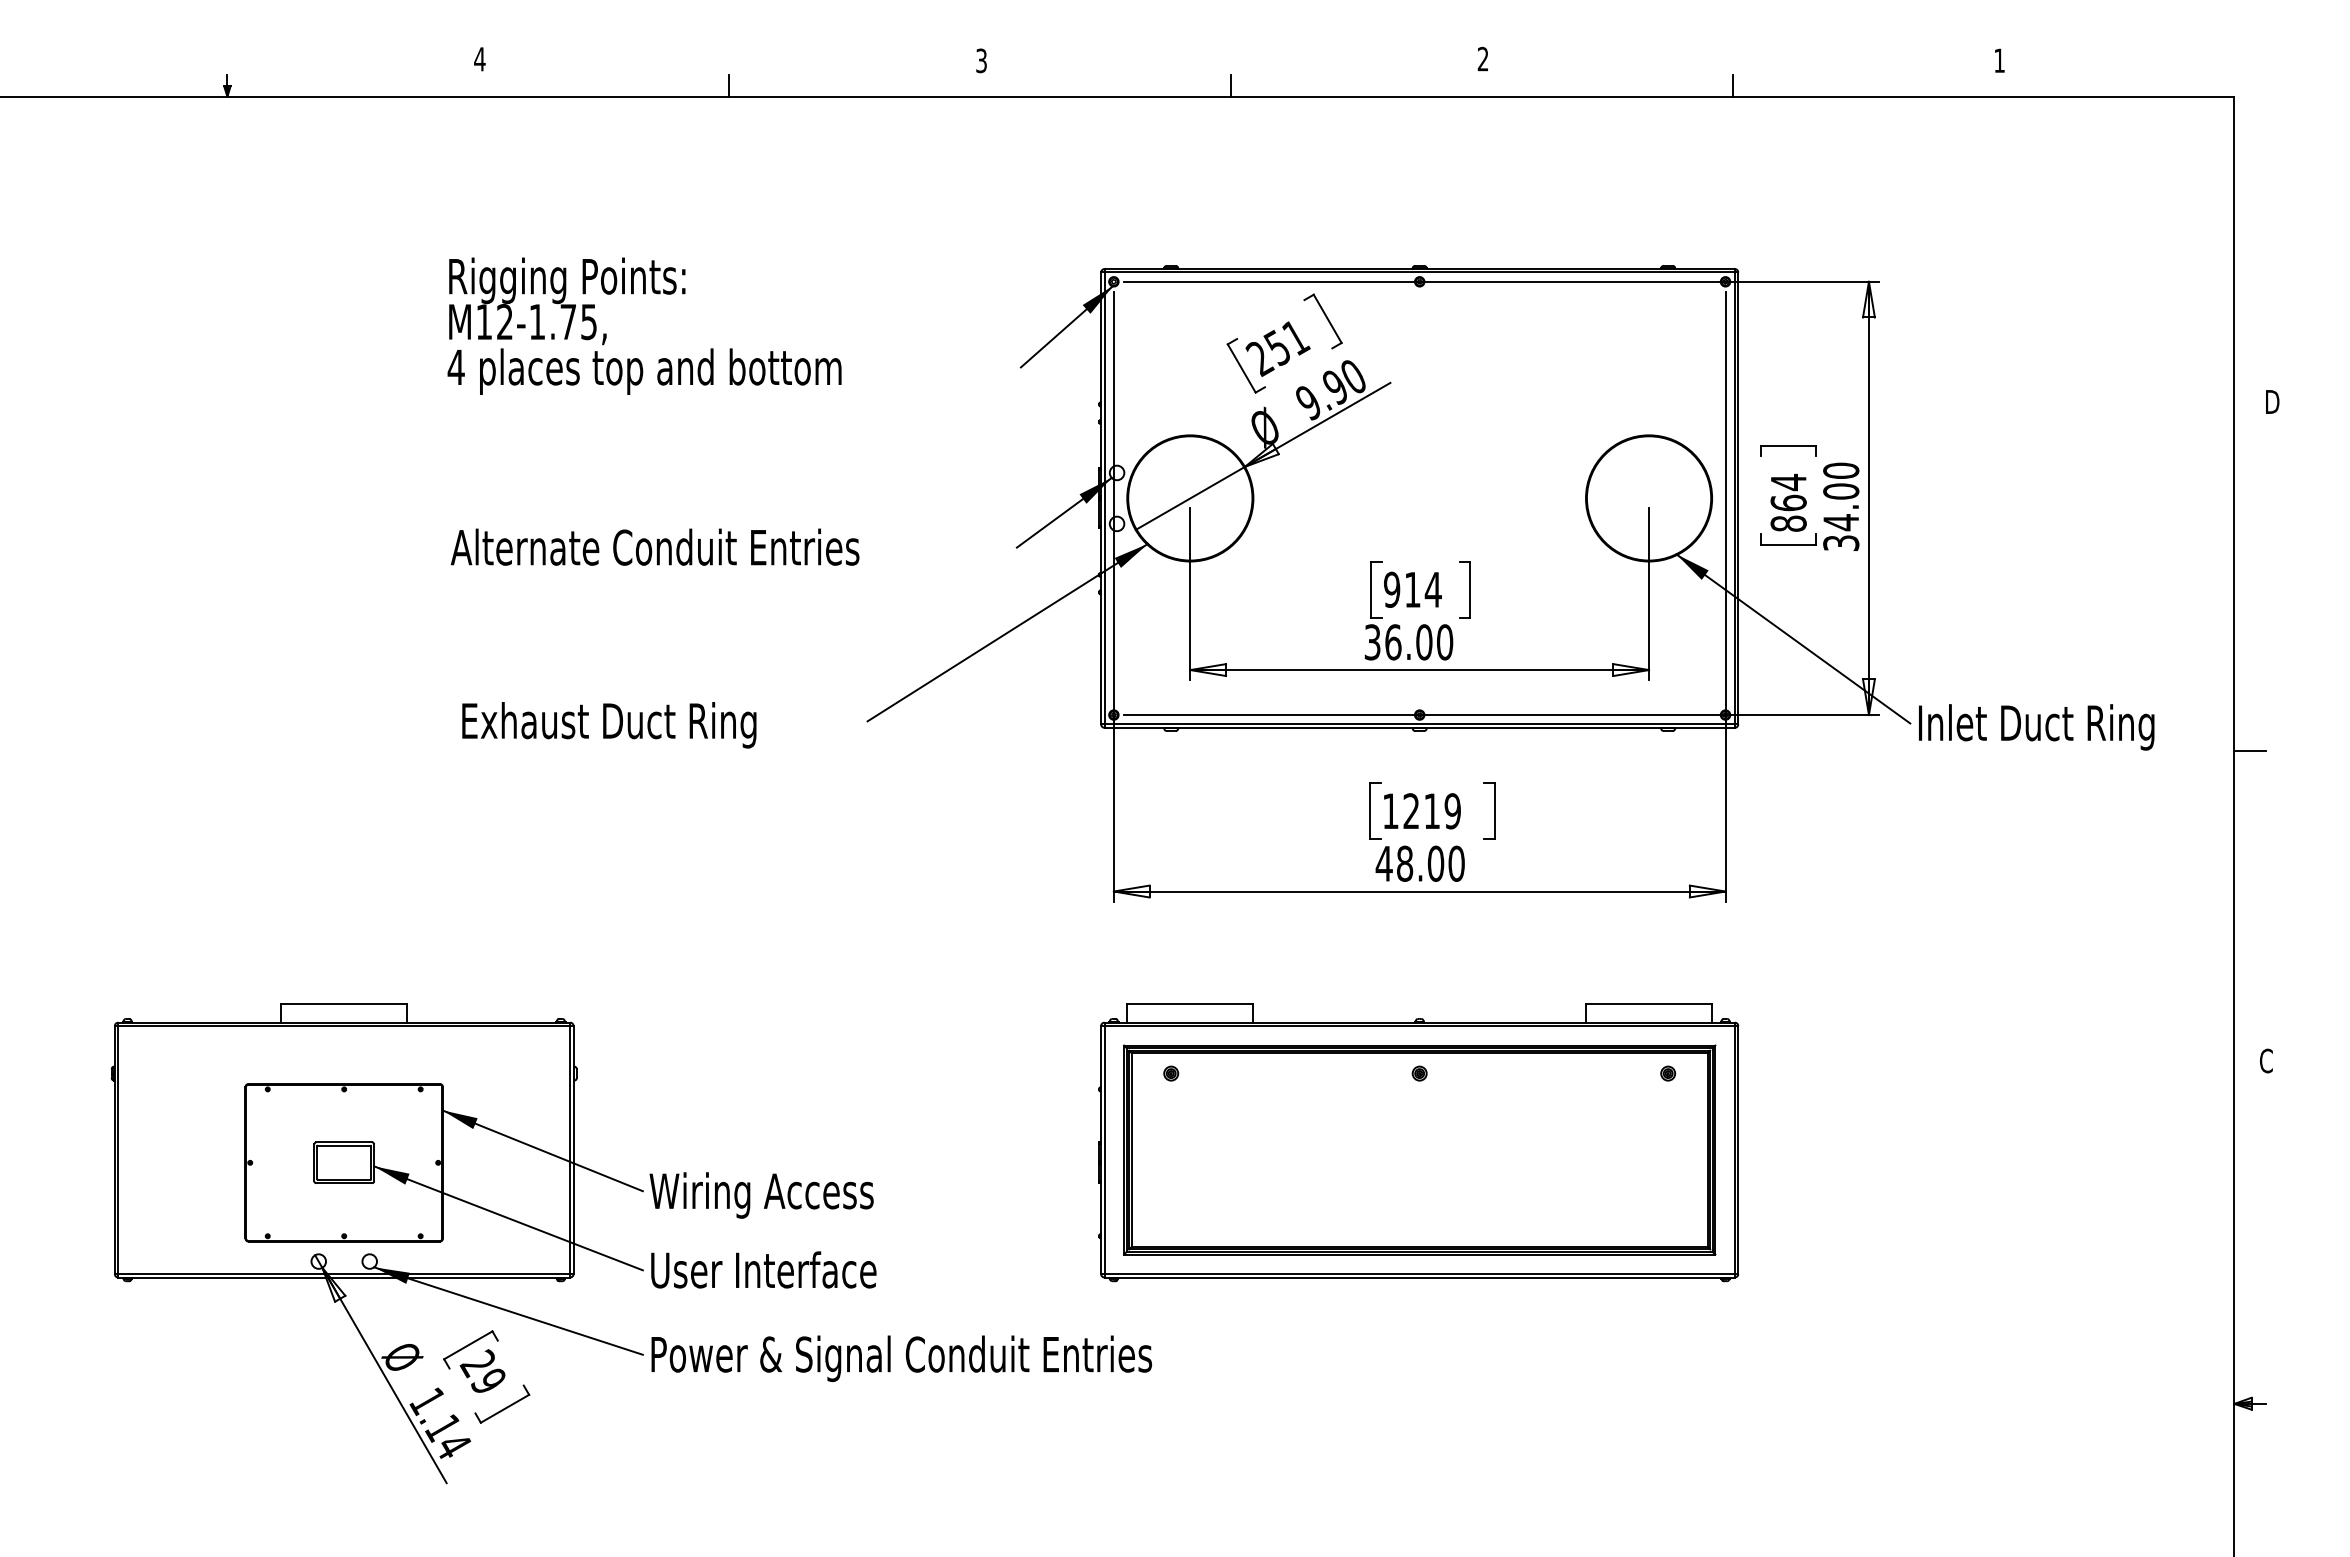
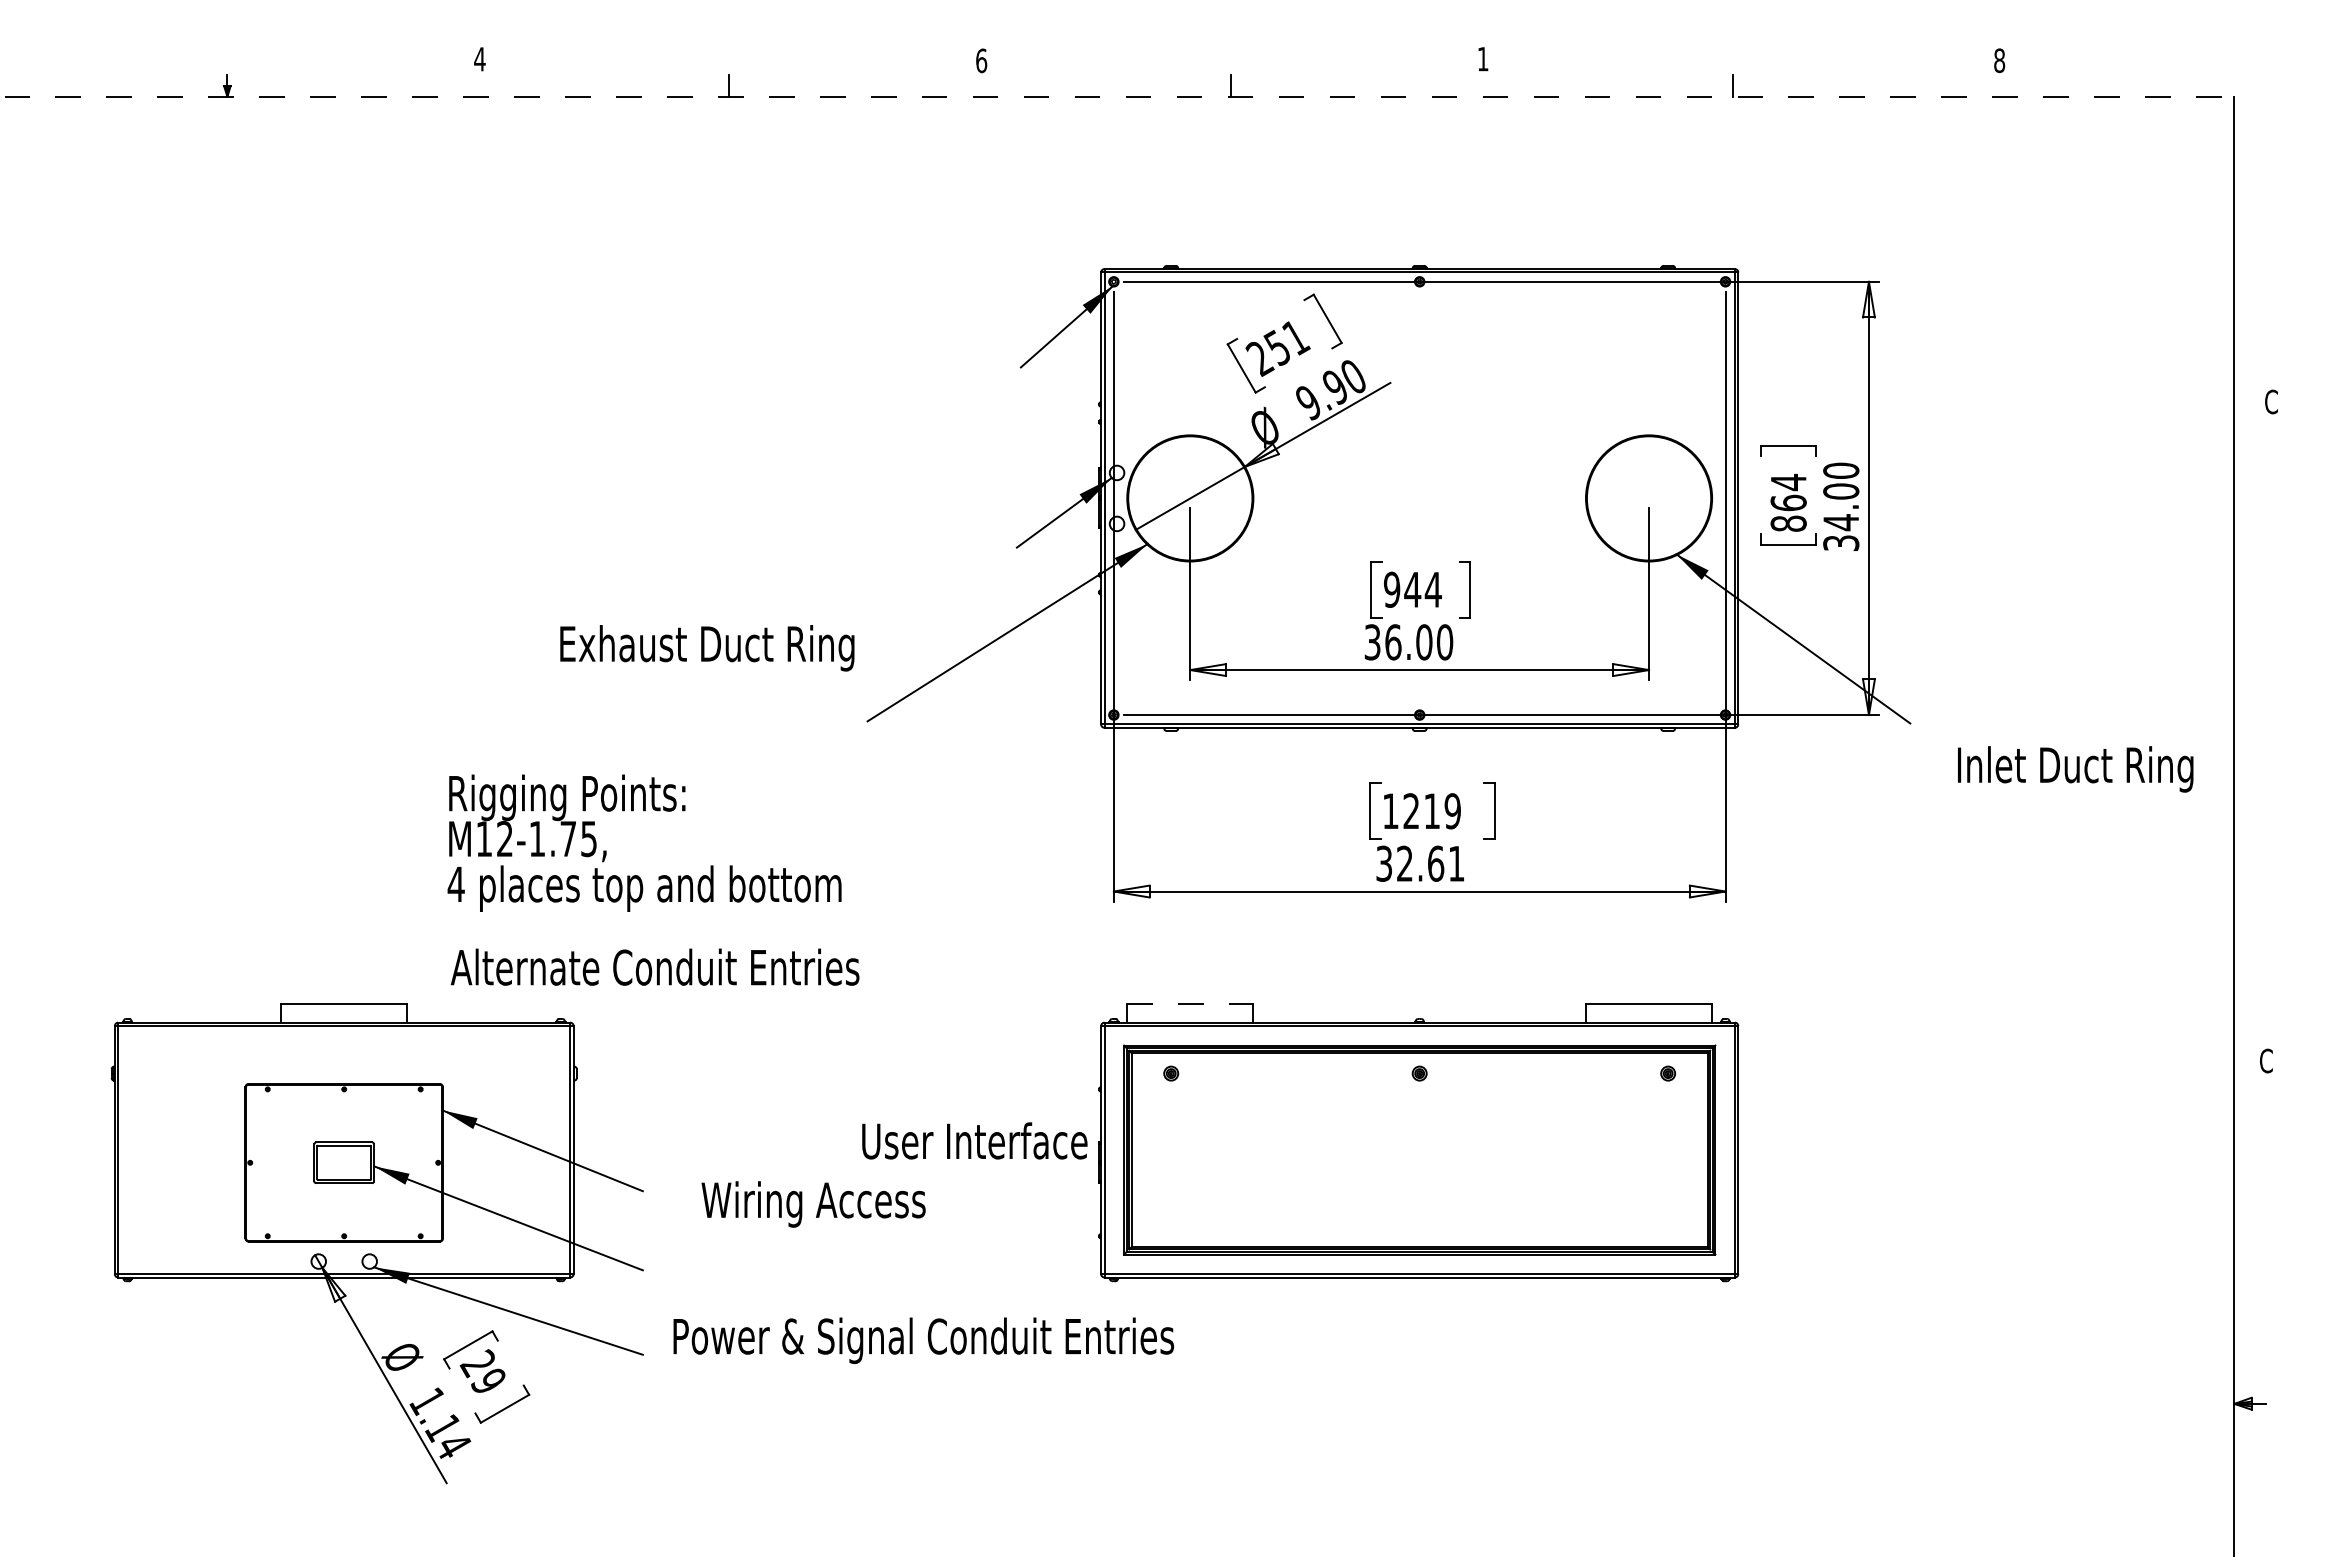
text: 2 -> 1 (1482, 58)
text: 3 -> 6 (981, 60)
text: 1 -> 8 (1999, 60)
line: solid -> dashed (1117, 96)
text position: (644, 325) -> (644, 842) (644, 842)
text: D -> C (2272, 401)
text position: (654, 546) -> (654, 966) (654, 966)
text: 914 -> 944 (1412, 589)
text position: (609, 725) -> (707, 648) (707, 648)
text position: (2036, 727) -> (2075, 769) (2075, 769)
line: present -> none (2250, 750)
text: 48.00 -> 32.61 (1419, 863)
line: solid -> dashed (1190, 1003)
text position: (761, 1195) -> (813, 1204) (813, 1204)
text position: (763, 1269) -> (974, 1140) (974, 1140)
text position: (901, 1358) -> (923, 1340) (923, 1340)
